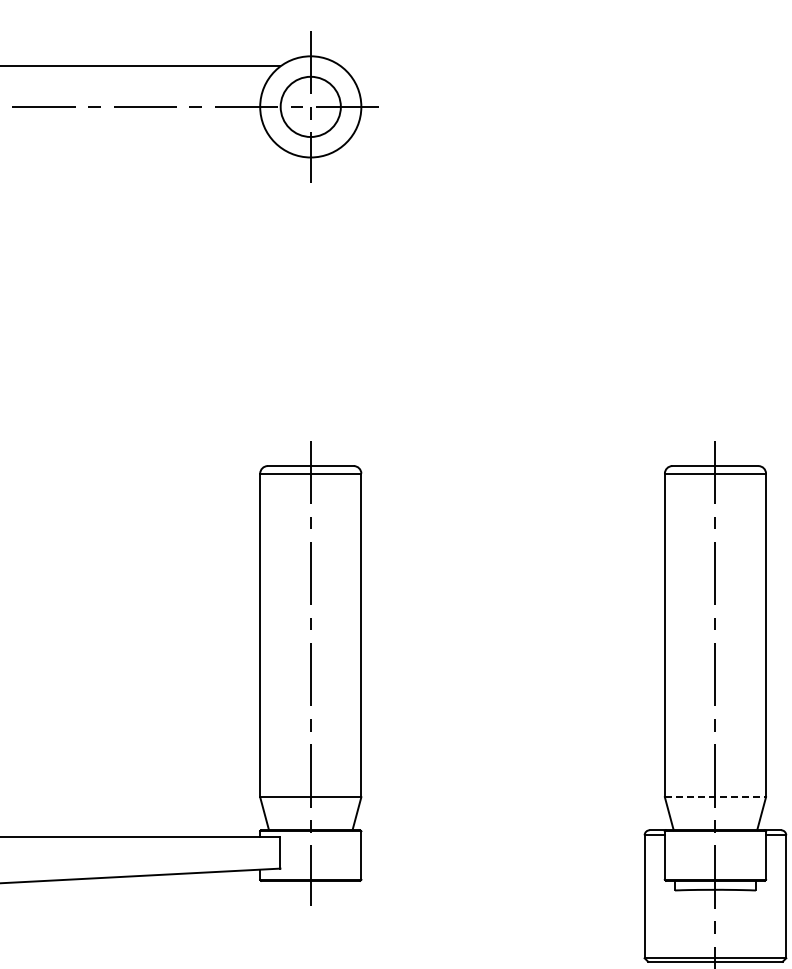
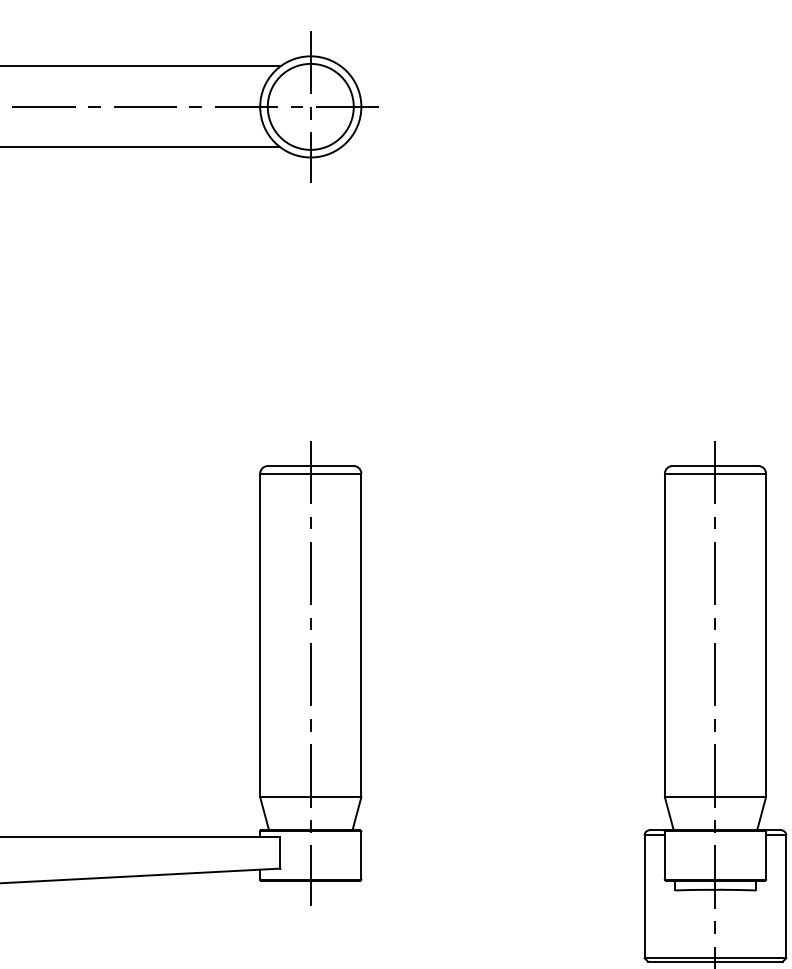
circle diameter: 60 px -> 86 px (310, 106)
line: none -> present (141, 147)
line: dashed -> solid (715, 797)
